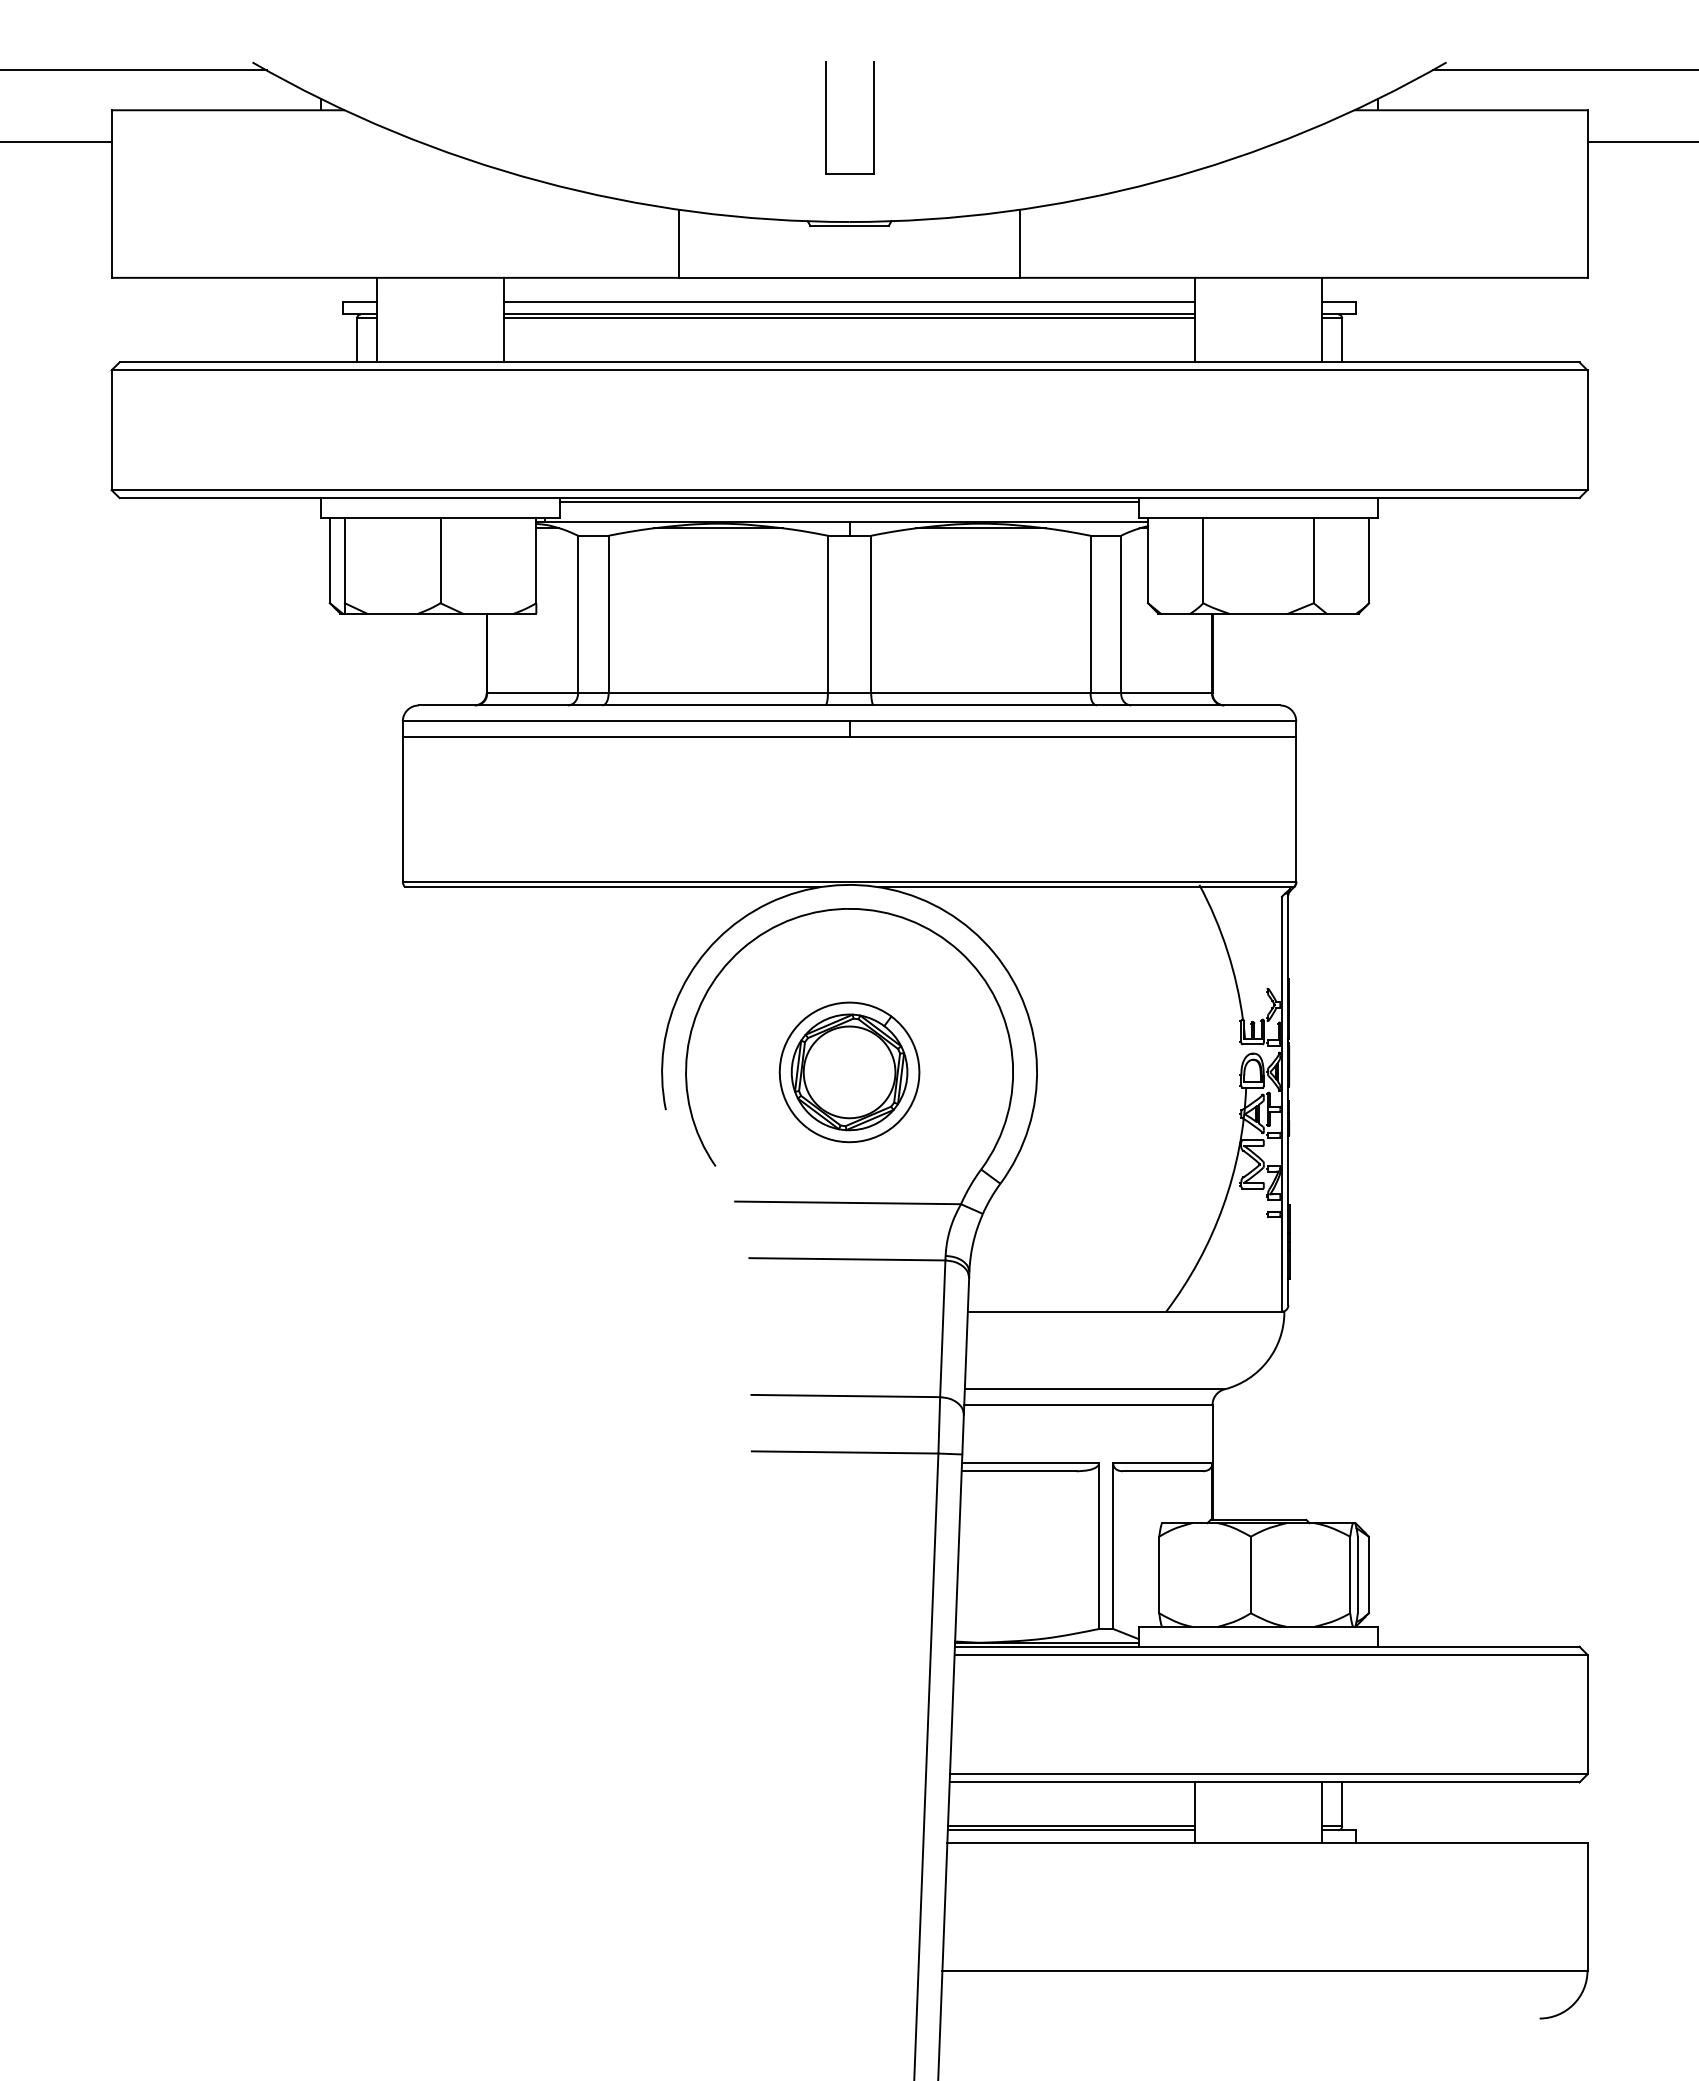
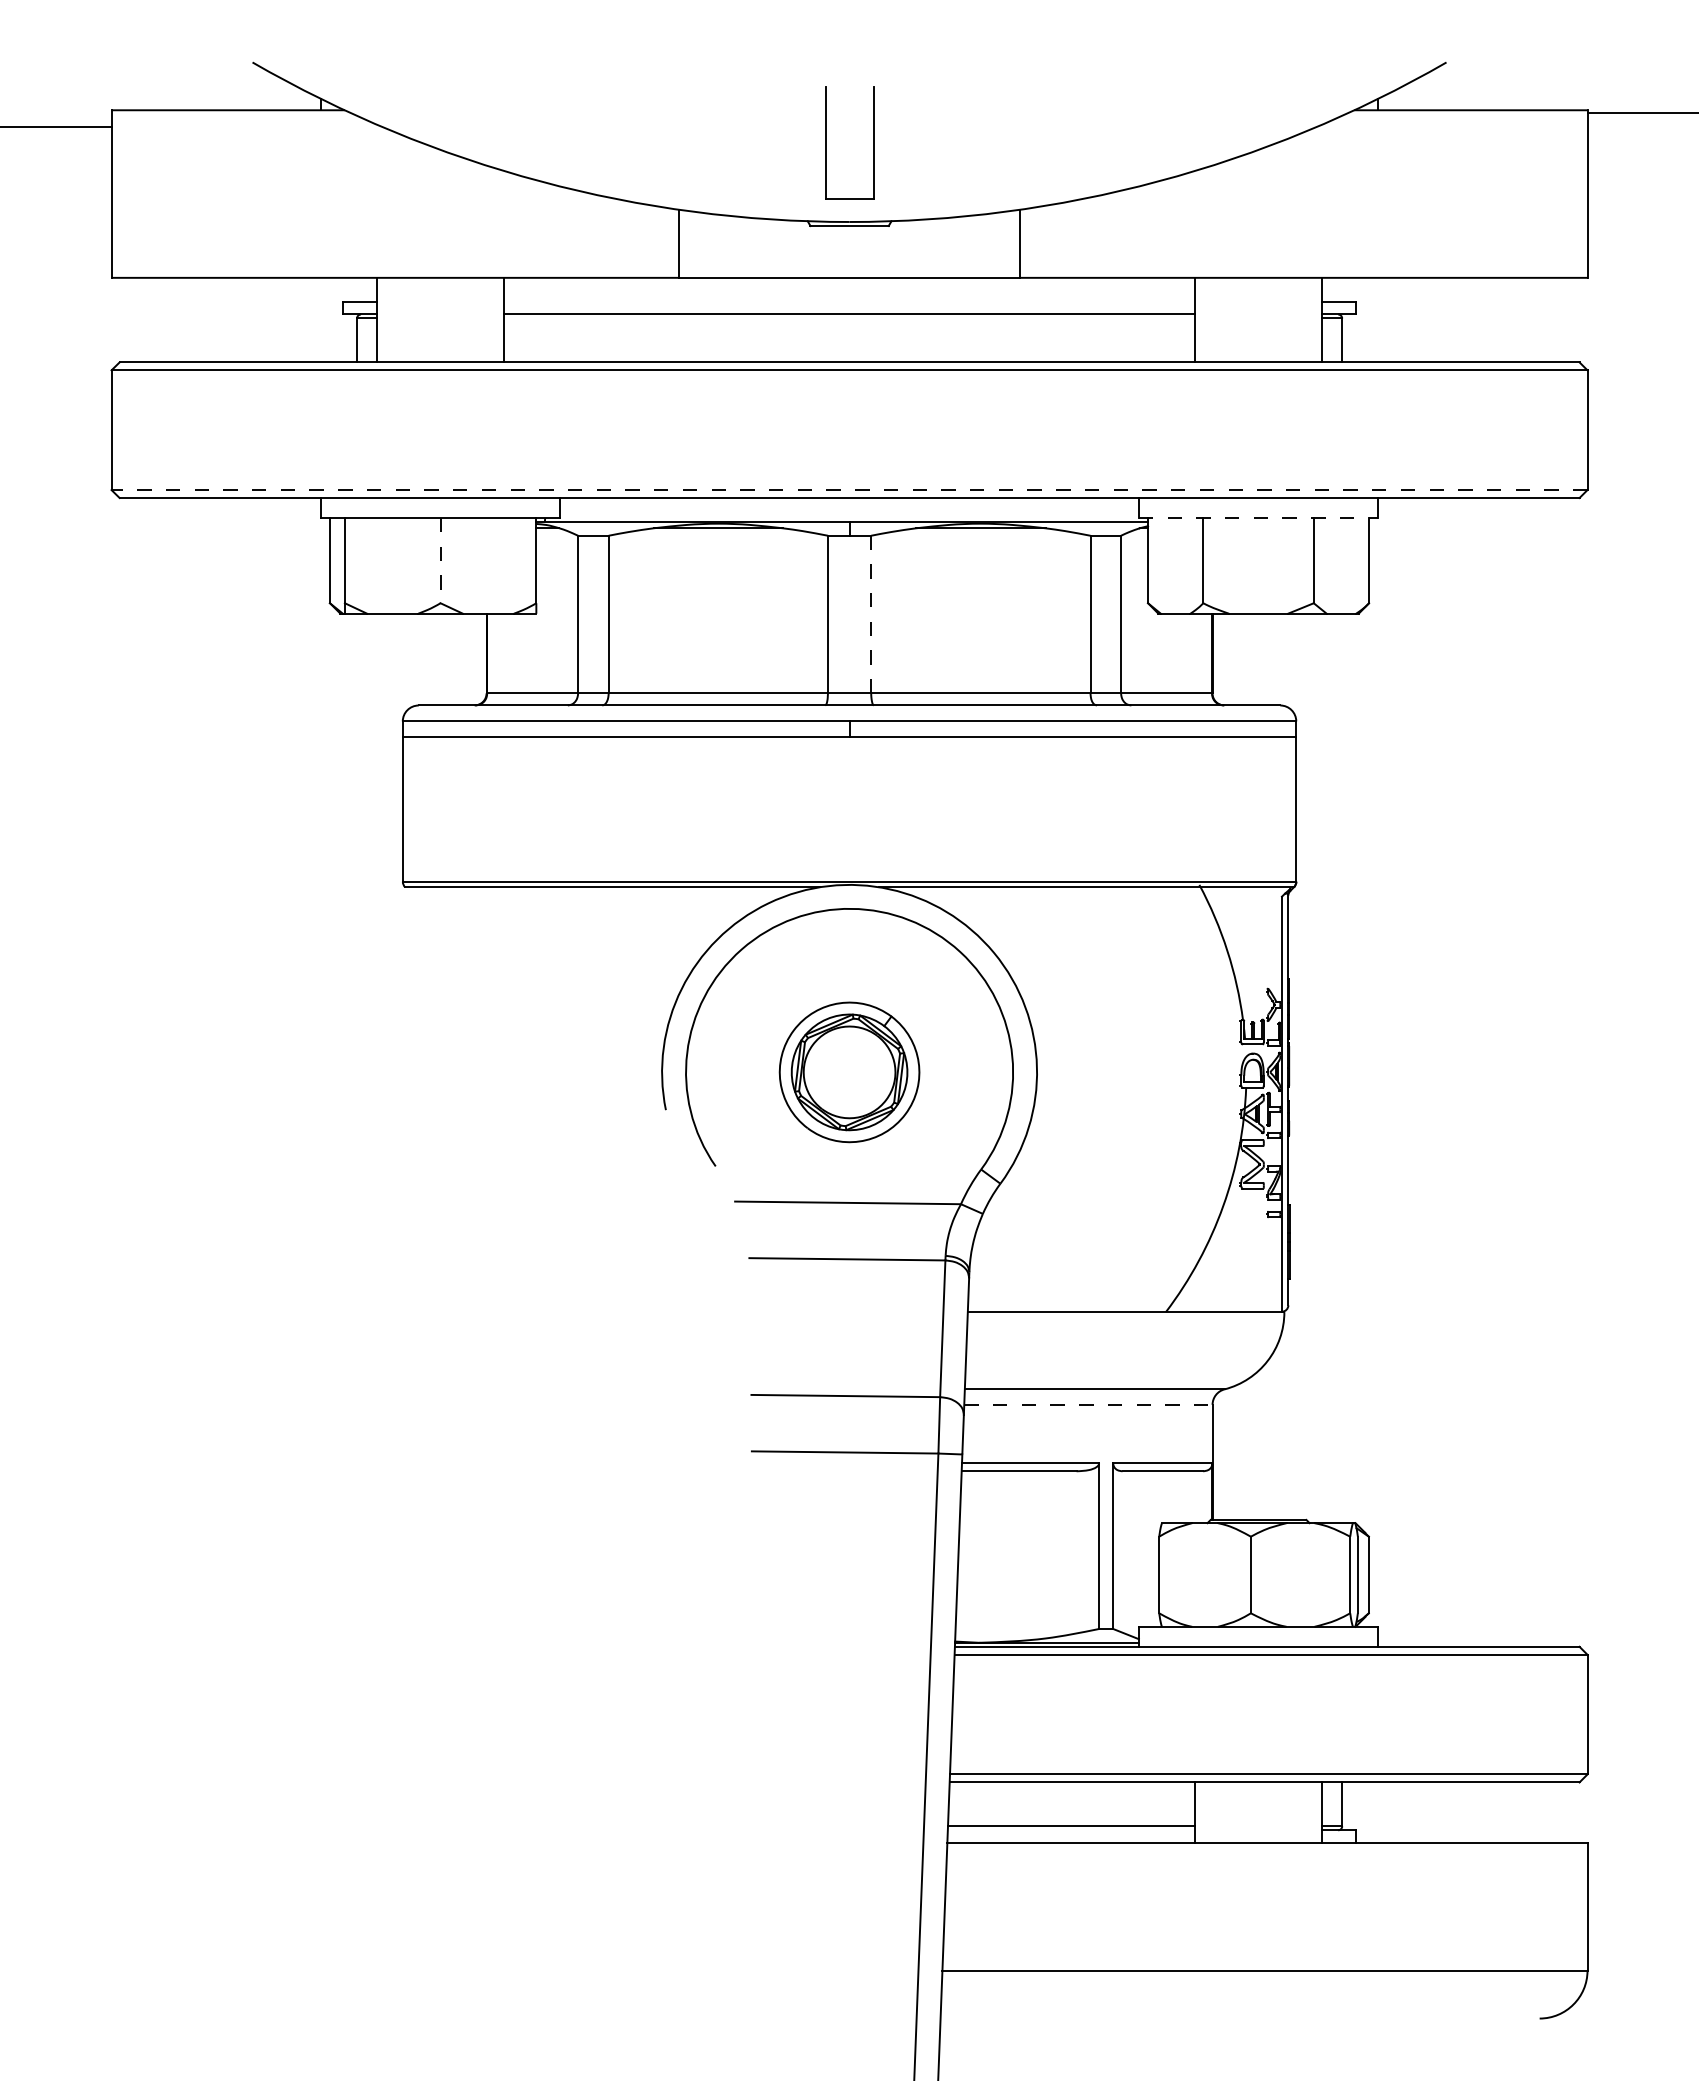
line: present -> none (134, 70)
line: present -> none (1563, 70)
part position: (826, 117) -> (826, 142) (826, 142)
line position: (56, 142) -> (56, 127) (56, 127)
line position: (1641, 142) -> (1641, 113) (1641, 113)
line: present -> none (849, 301)
line: present -> none (849, 318)
line: solid -> dashed (849, 490)
line: present -> none (849, 502)
line: solid -> dashed (1258, 517)
line: solid -> dashed (440, 560)
line: solid -> dashed (871, 614)
line: solid -> dashed (1088, 1404)
line: present -> none (1070, 1830)
